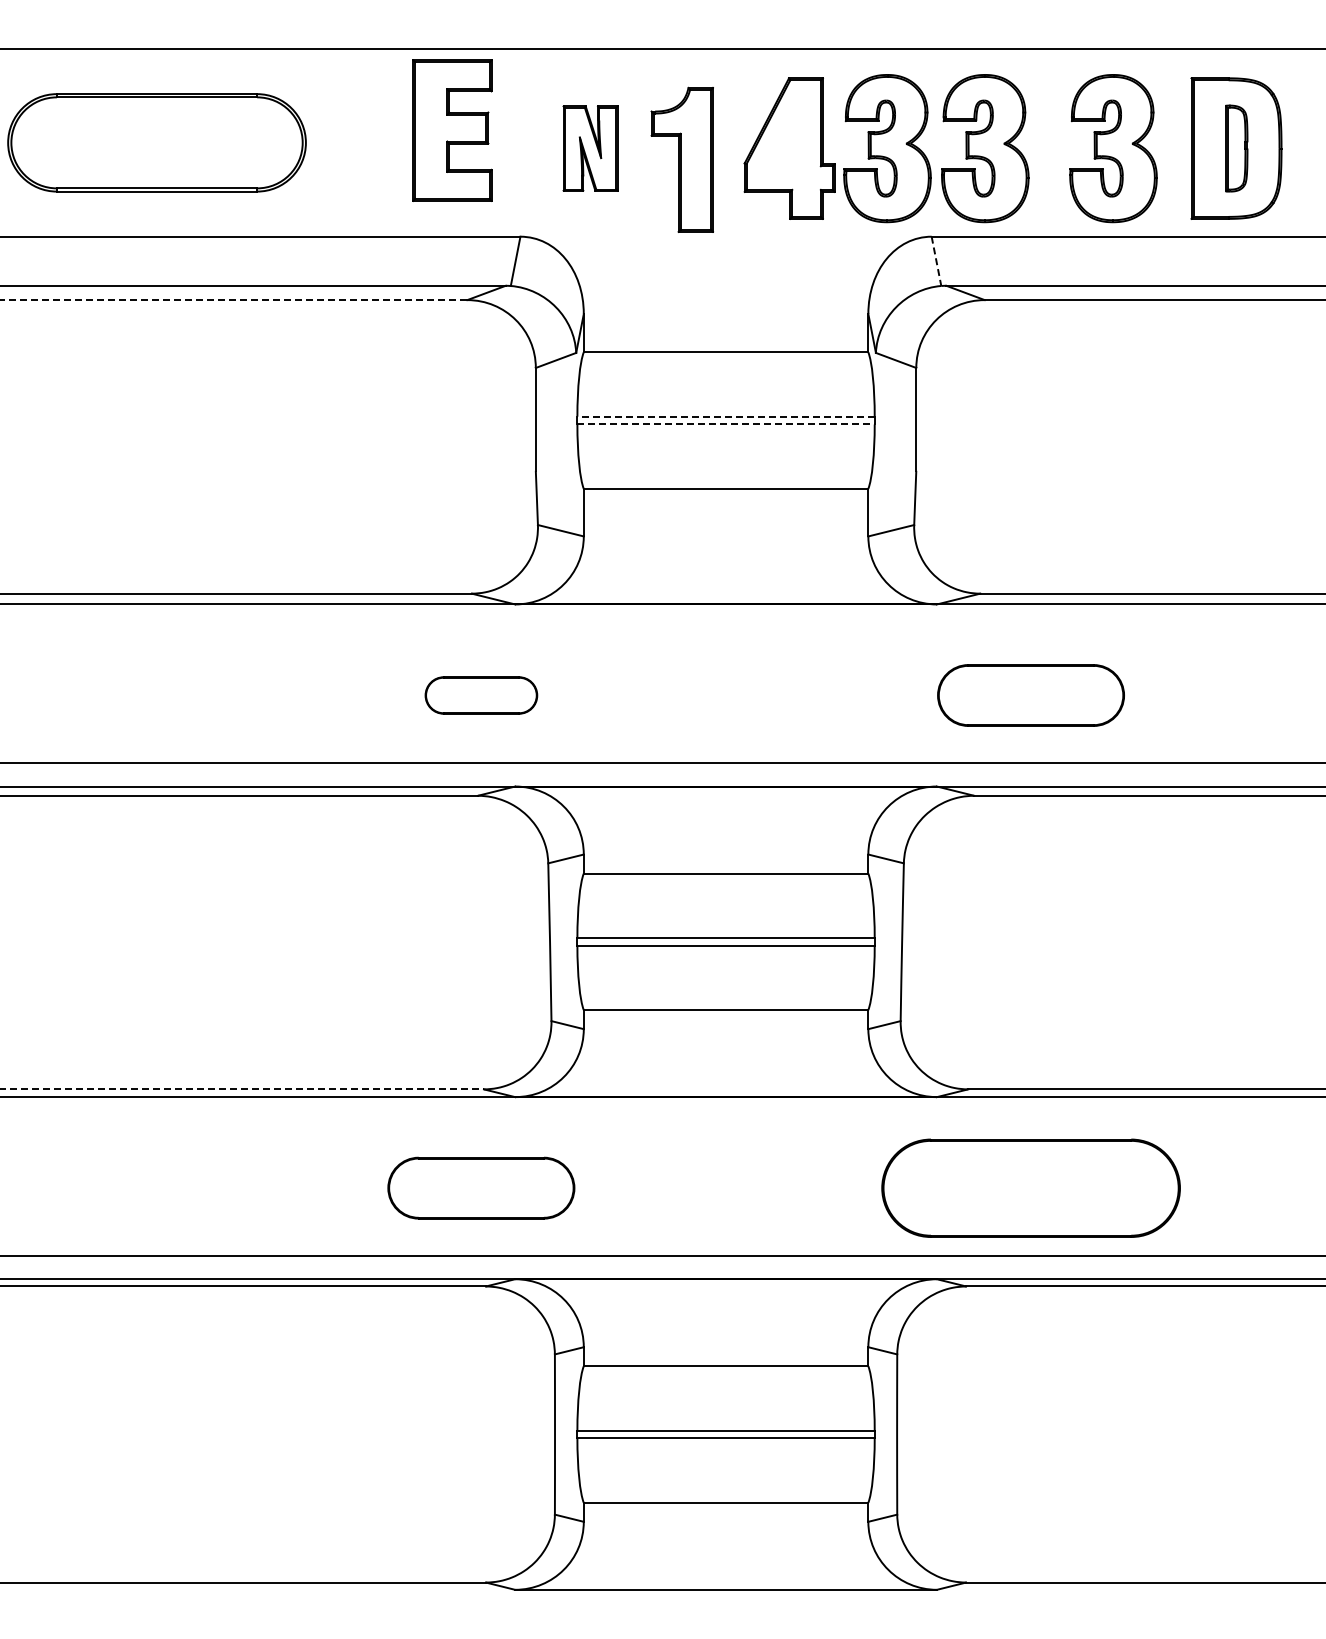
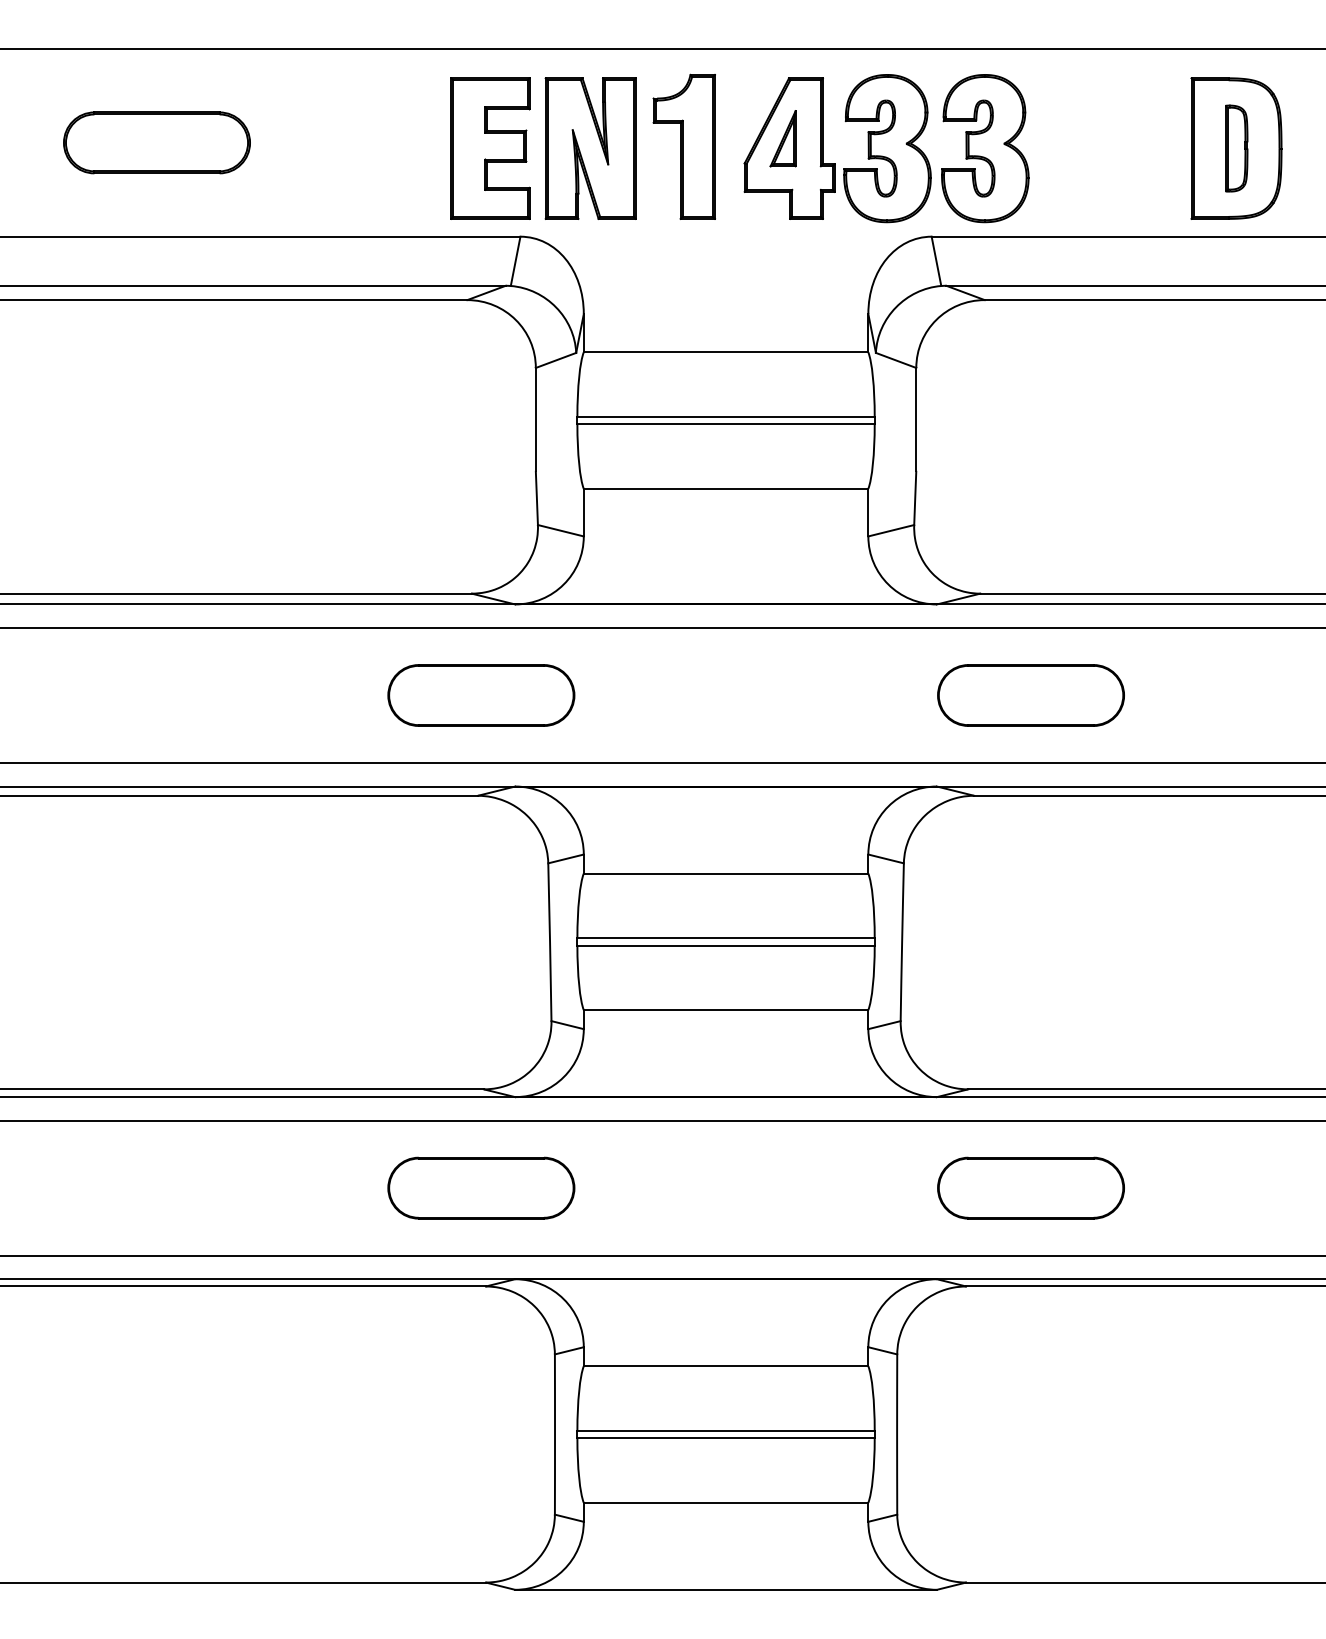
part position: (452, 130) -> (490, 148) (490, 148)
part: none -> present (782, 138)
part size: 300x100 px -> 188x64 px (156, 142)
part size: 57x87 px -> 93x143 px (590, 148)
part: present -> none (1113, 148)
part position: (681, 159) -> (683, 146) (683, 146)
line: dashed -> solid (936, 261)
line: dashed -> solid (233, 300)
line: dashed -> solid (726, 416)
line: dashed -> solid (726, 424)
line: none -> present (662, 628)
part size: 115x39 px -> 189x63 px (481, 695)
line: dashed -> solid (242, 1089)
line: none -> present (662, 1120)
part size: 300x100 px -> 188x64 px (1030, 1187)
